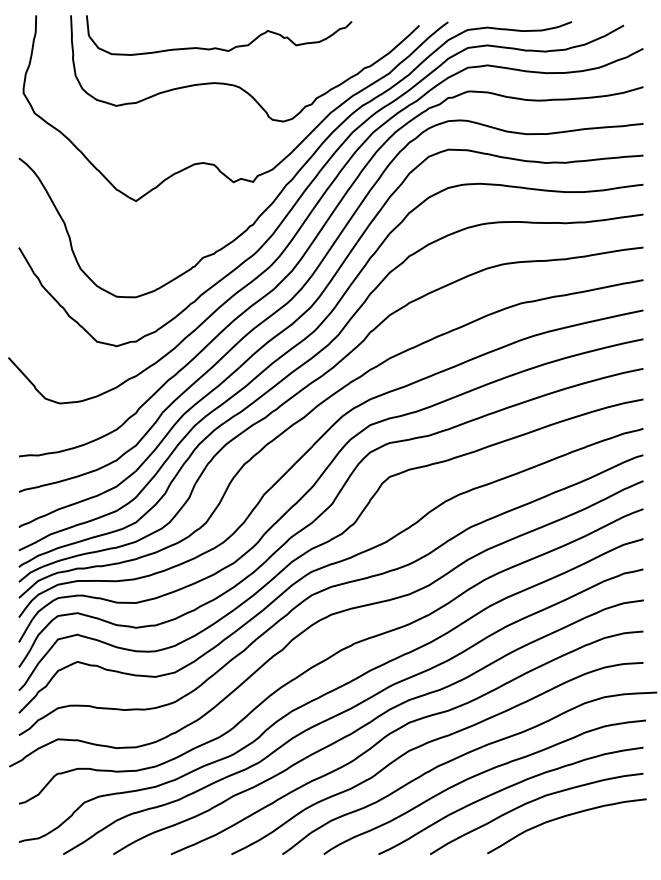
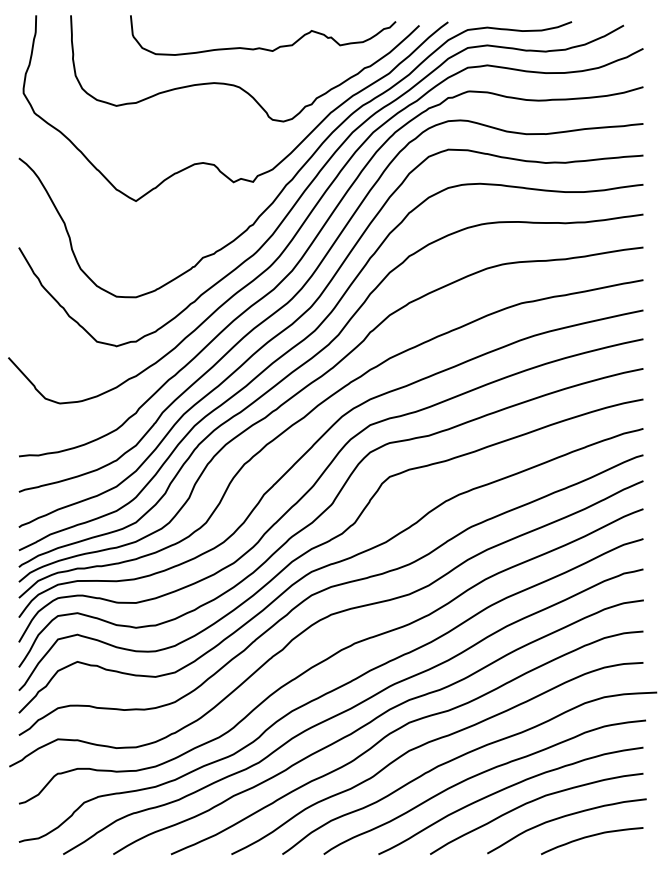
curve position: (217, 47) -> (261, 47) (261, 47)
curve: none -> present (592, 836)
